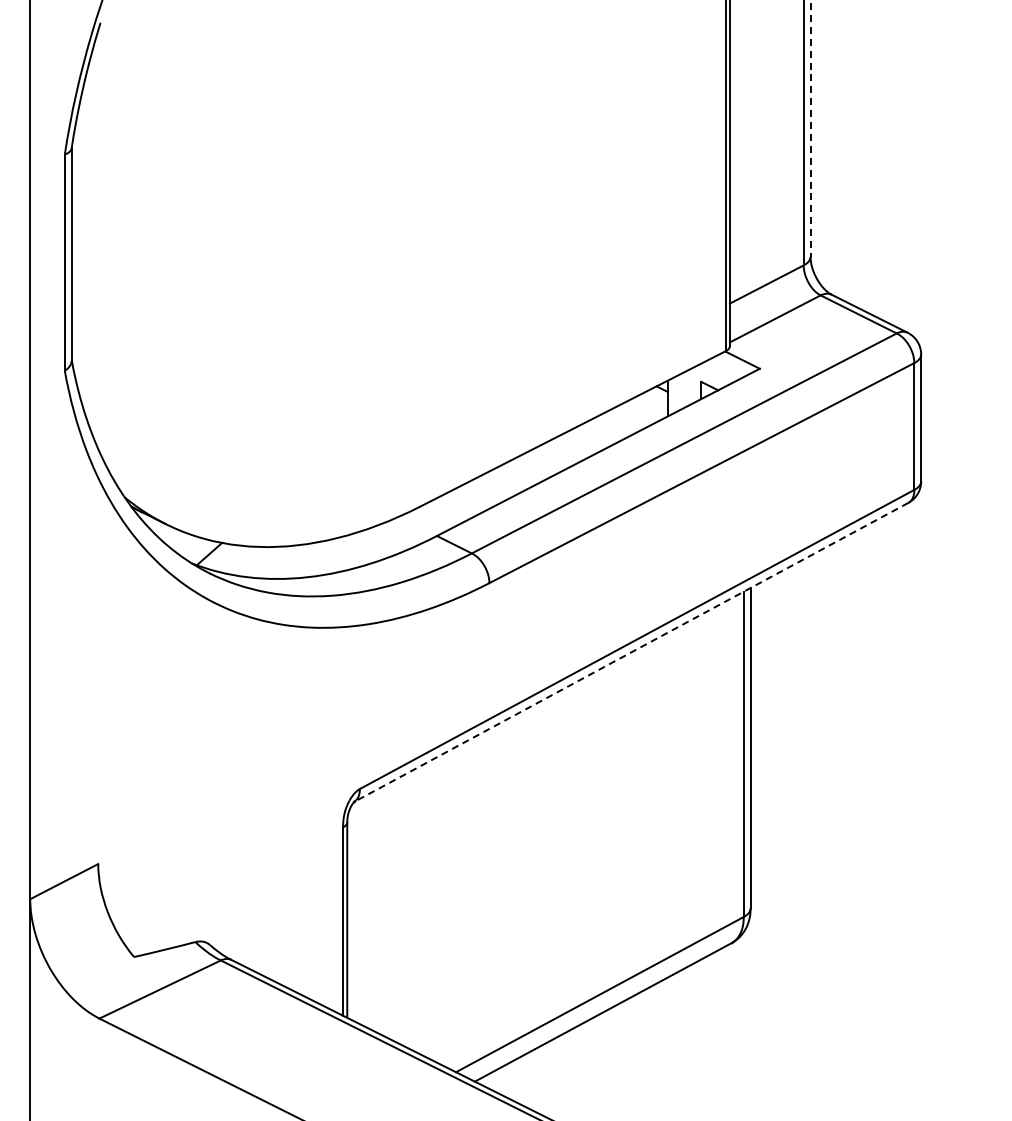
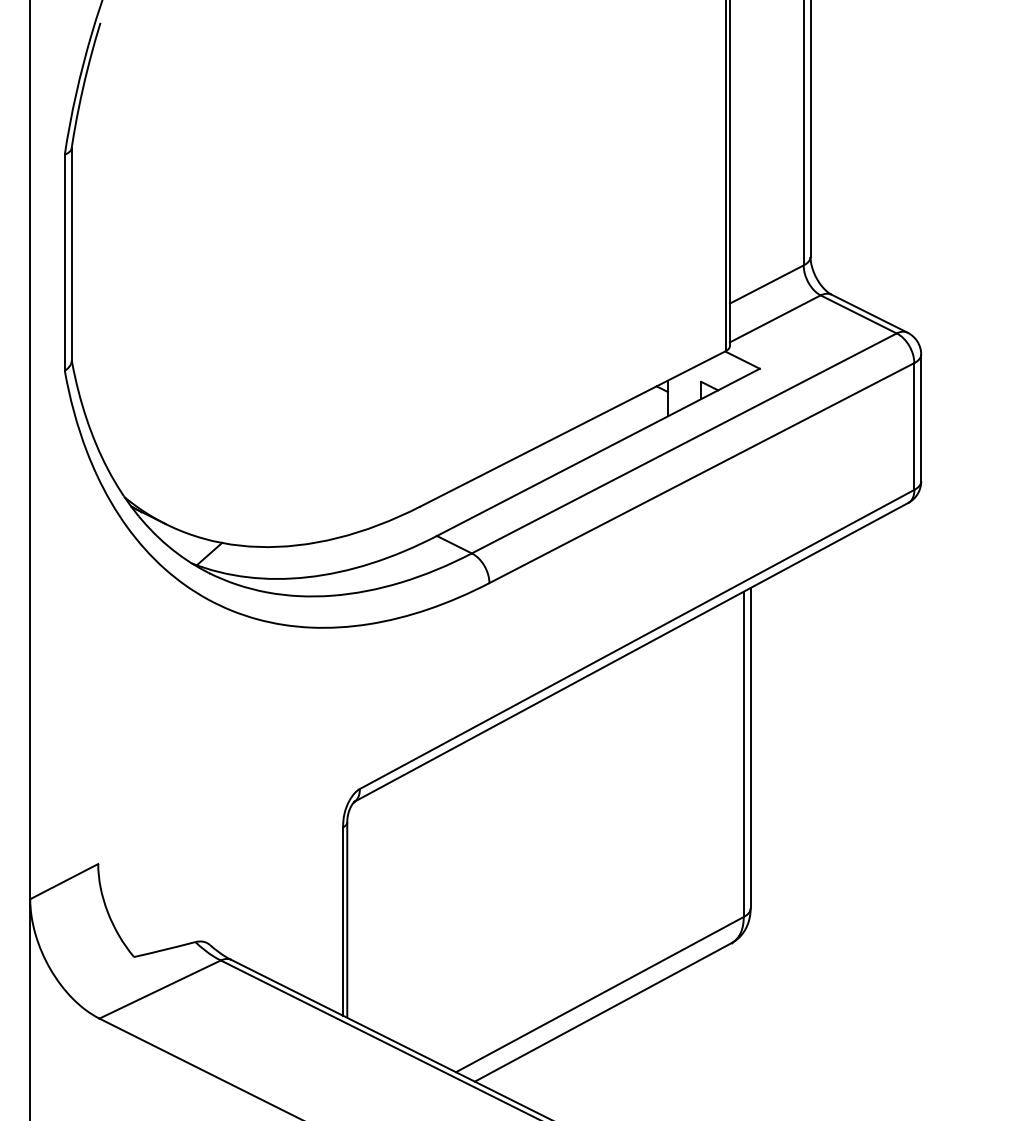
line: dashed -> solid (810, 129)
line: dashed -> solid (631, 652)
